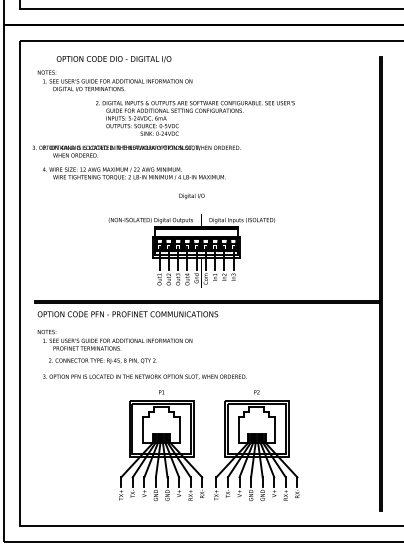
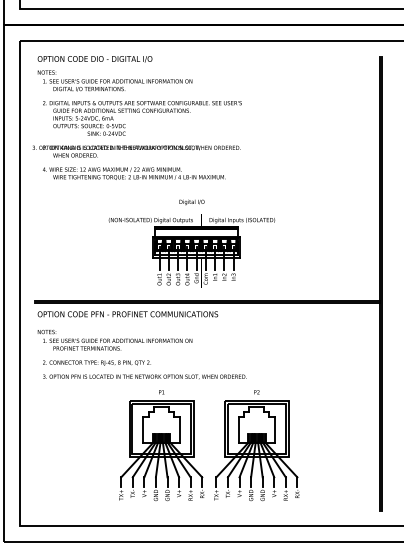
text position: (113, 59) -> (94, 59) (94, 59)
text position: (195, 118) -> (142, 118) (142, 118)
text position: (191, 196) -> (191, 202) (191, 202)
text position: (102, 360) -> (96, 362) (96, 362)
